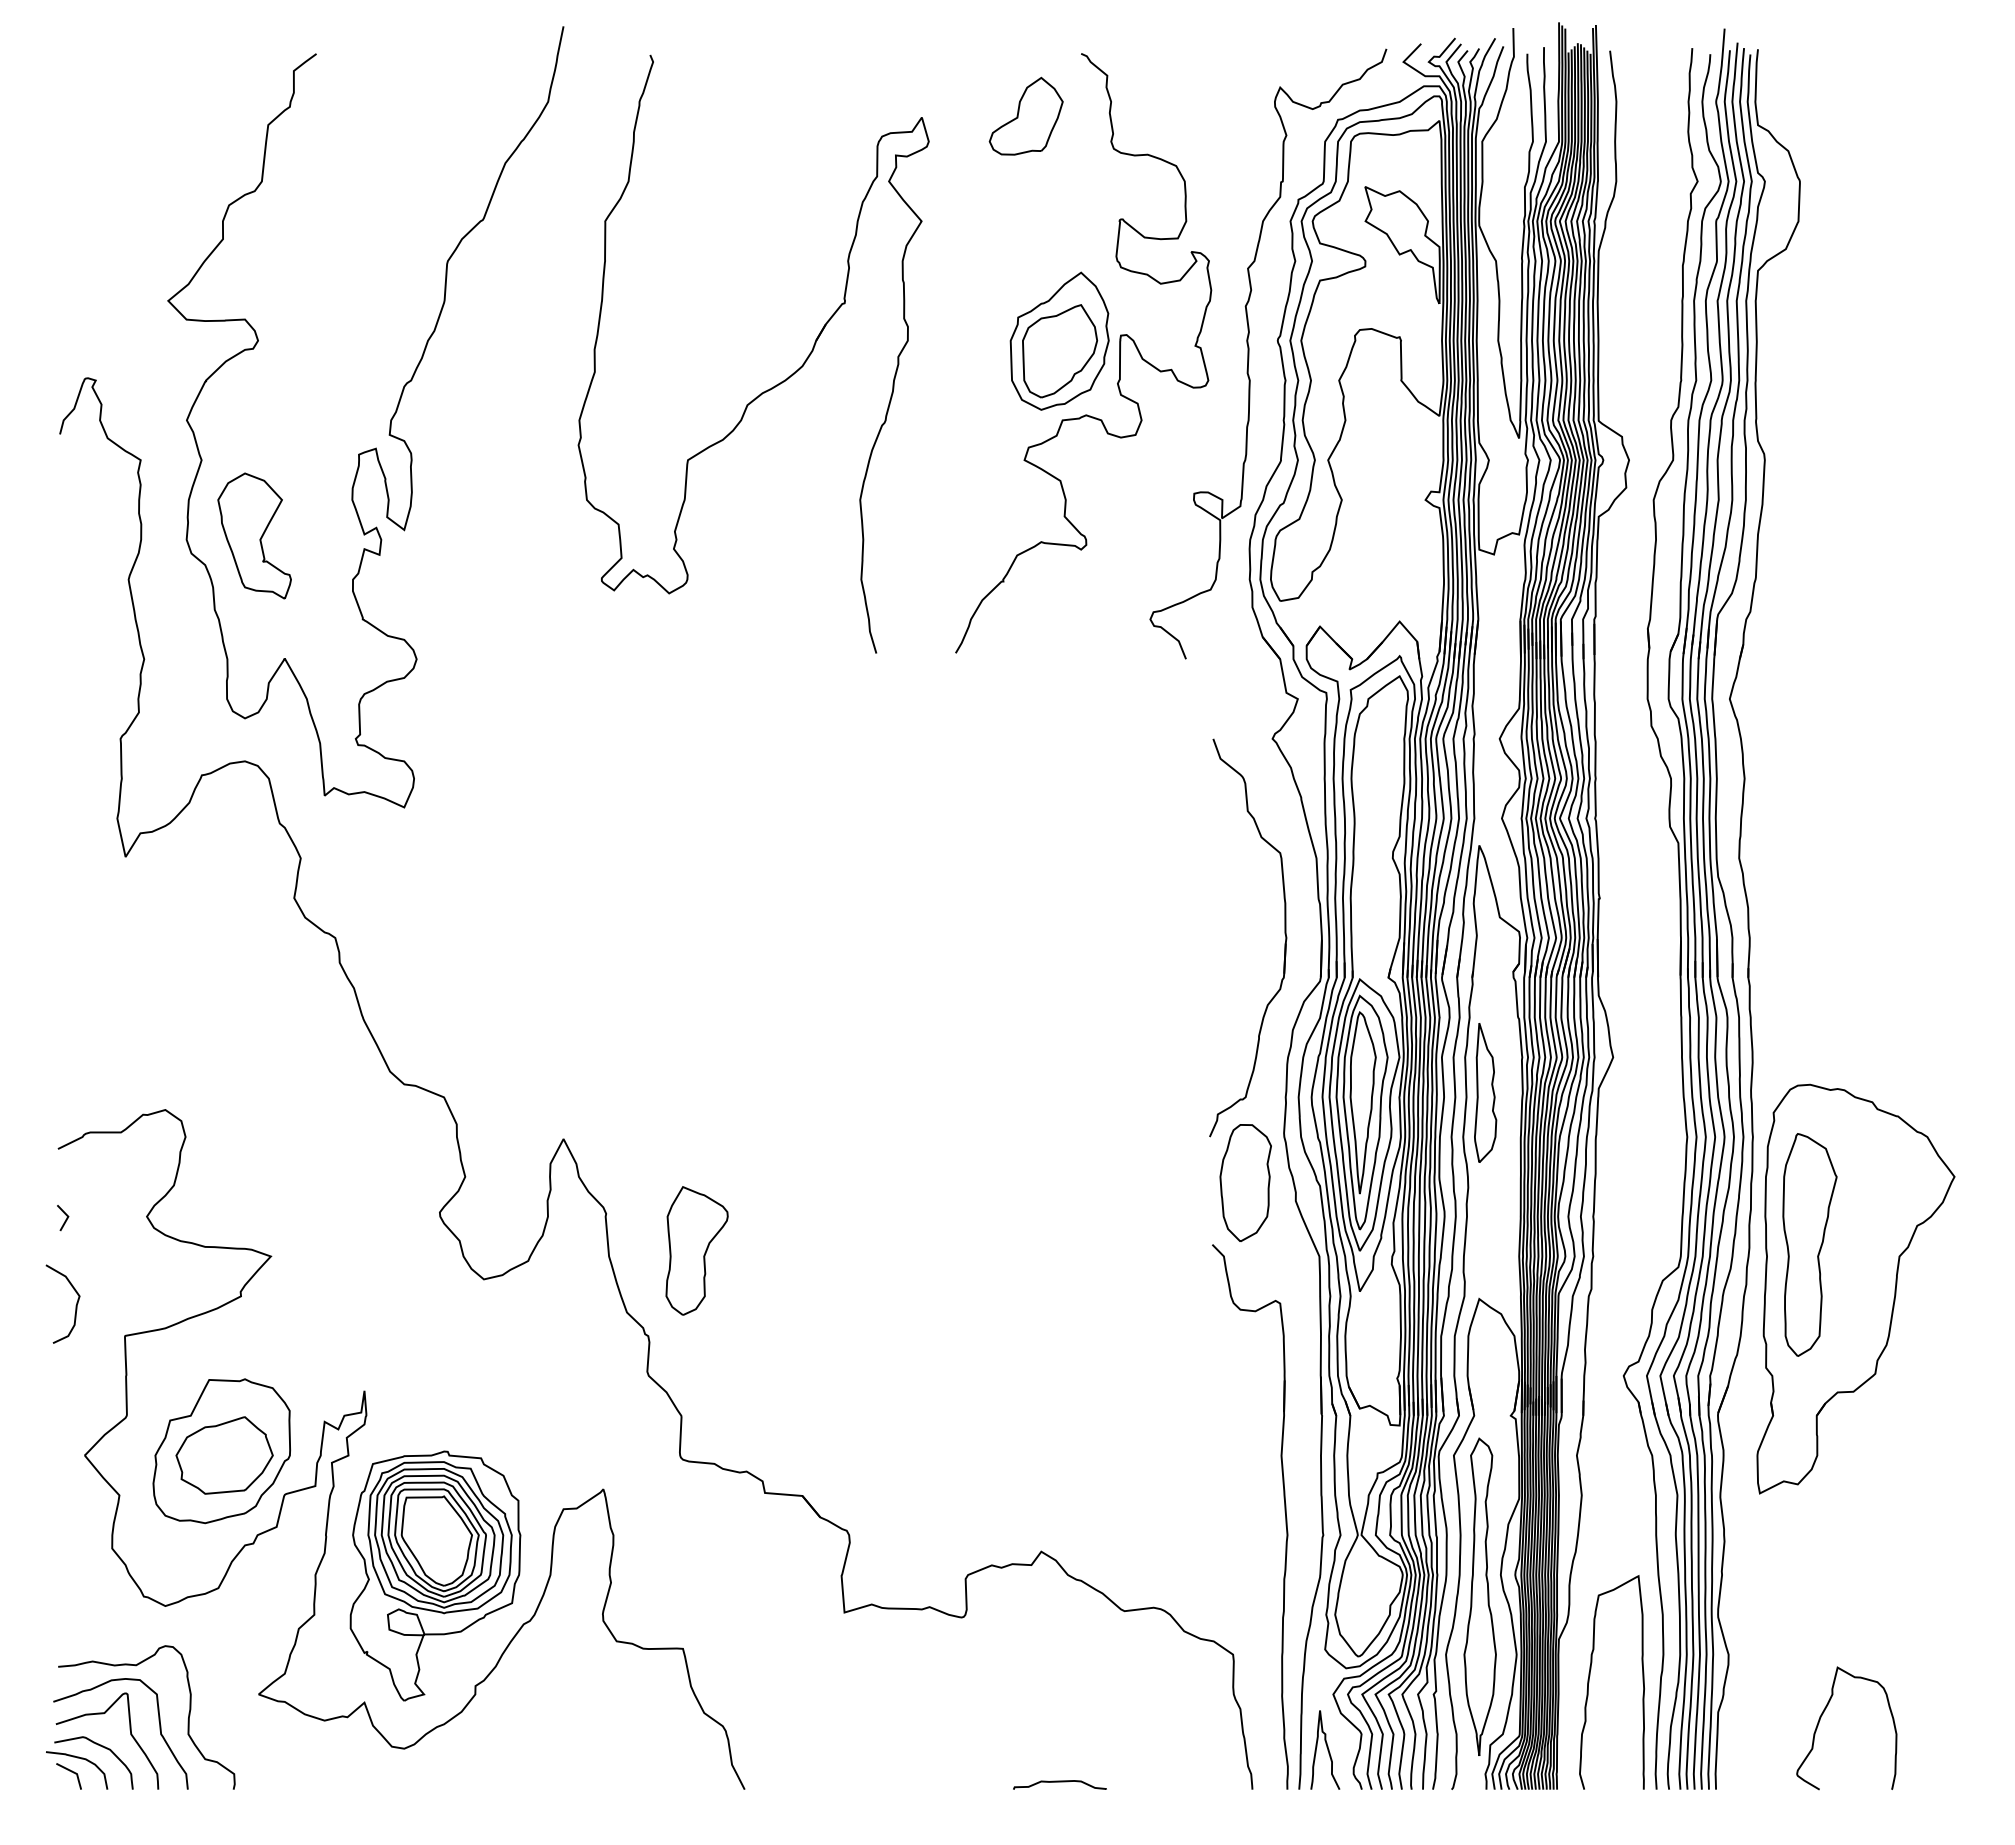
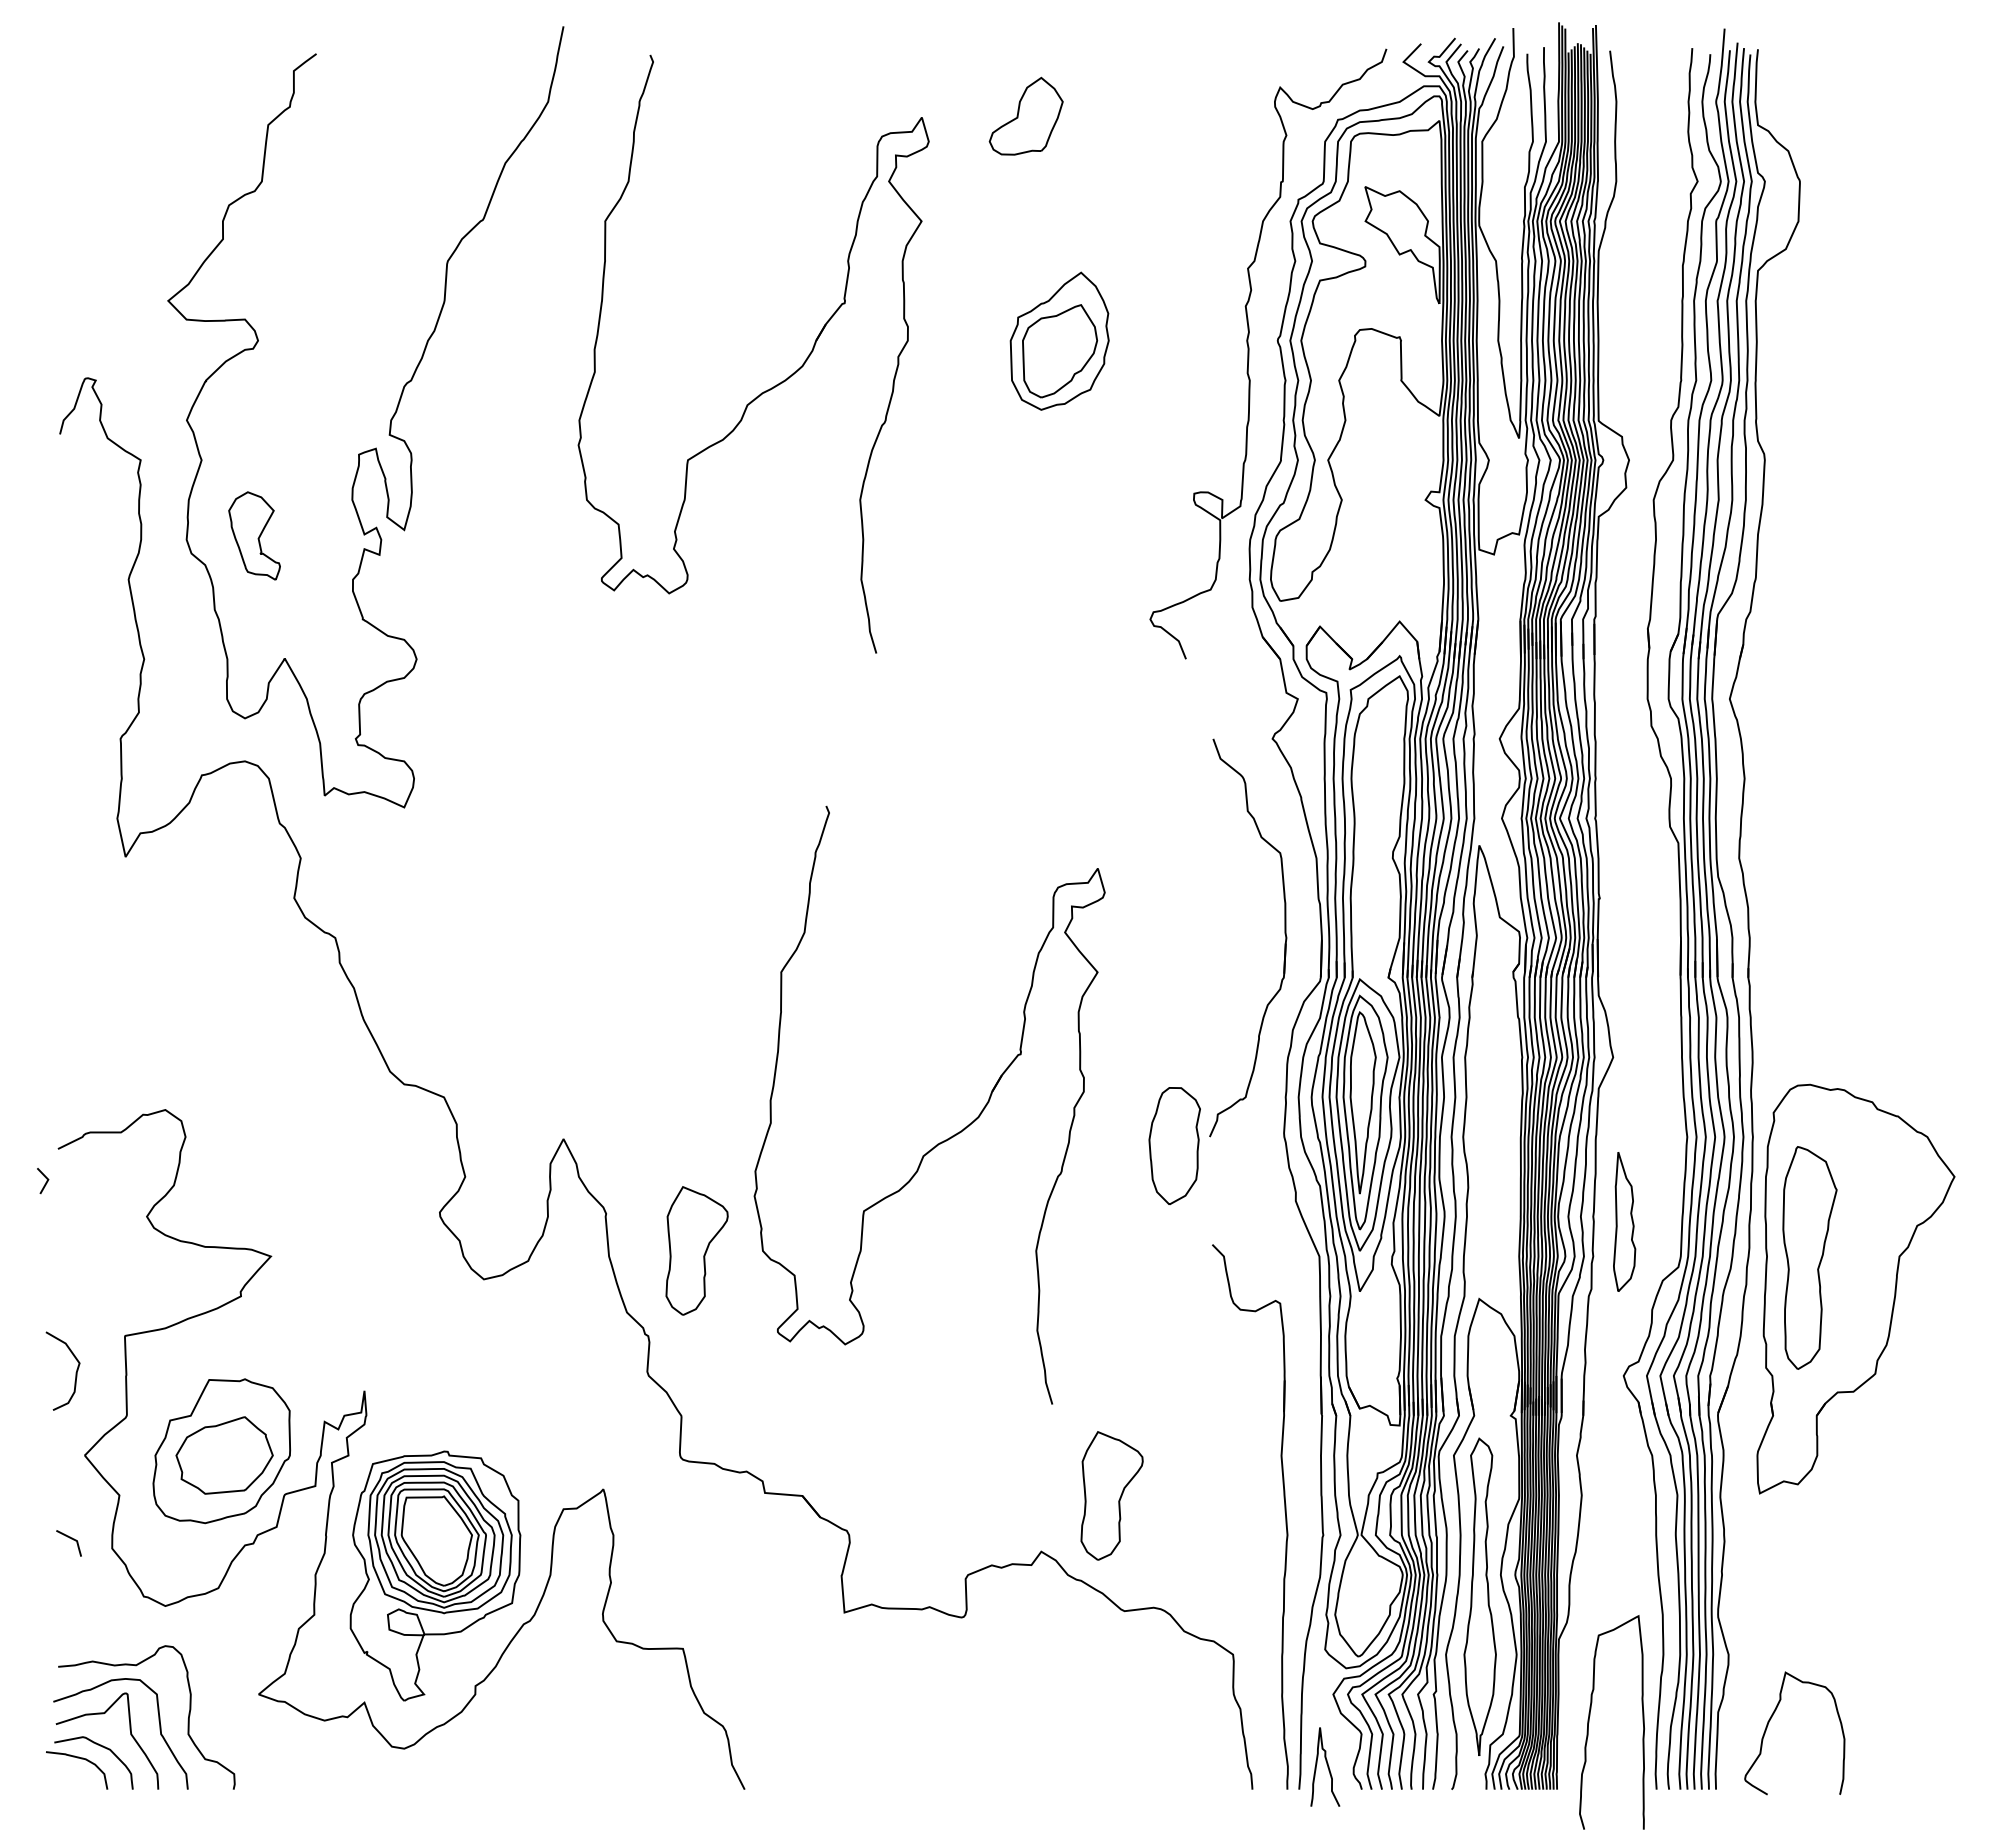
curve: present -> none (1119, 353)
part size: 75x128 px -> 53x90 px (254, 535)
part position: (1485, 1092) -> (1624, 1221) (1624, 1221)
part: none -> present (950, 1136)
part position: (1245, 1182) -> (1174, 1145) (1174, 1145)
line position: (65, 1219) -> (45, 1182) (45, 1182)
part position: (1809, 1244) -> (1809, 1257) (1809, 1257)
curve position: (75, 1305) -> (75, 1372) (75, 1372)
part: none -> present (1111, 1495)
curve position: (1590, 1676) -> (1590, 1716) (1590, 1716)
curve position: (1824, 1712) -> (1772, 1717) (1772, 1717)
curve position: (1327, 1749) -> (1327, 1766) (1327, 1766)
line position: (71, 1772) -> (71, 1539) (71, 1539)
curve: present -> none (1059, 1782)
